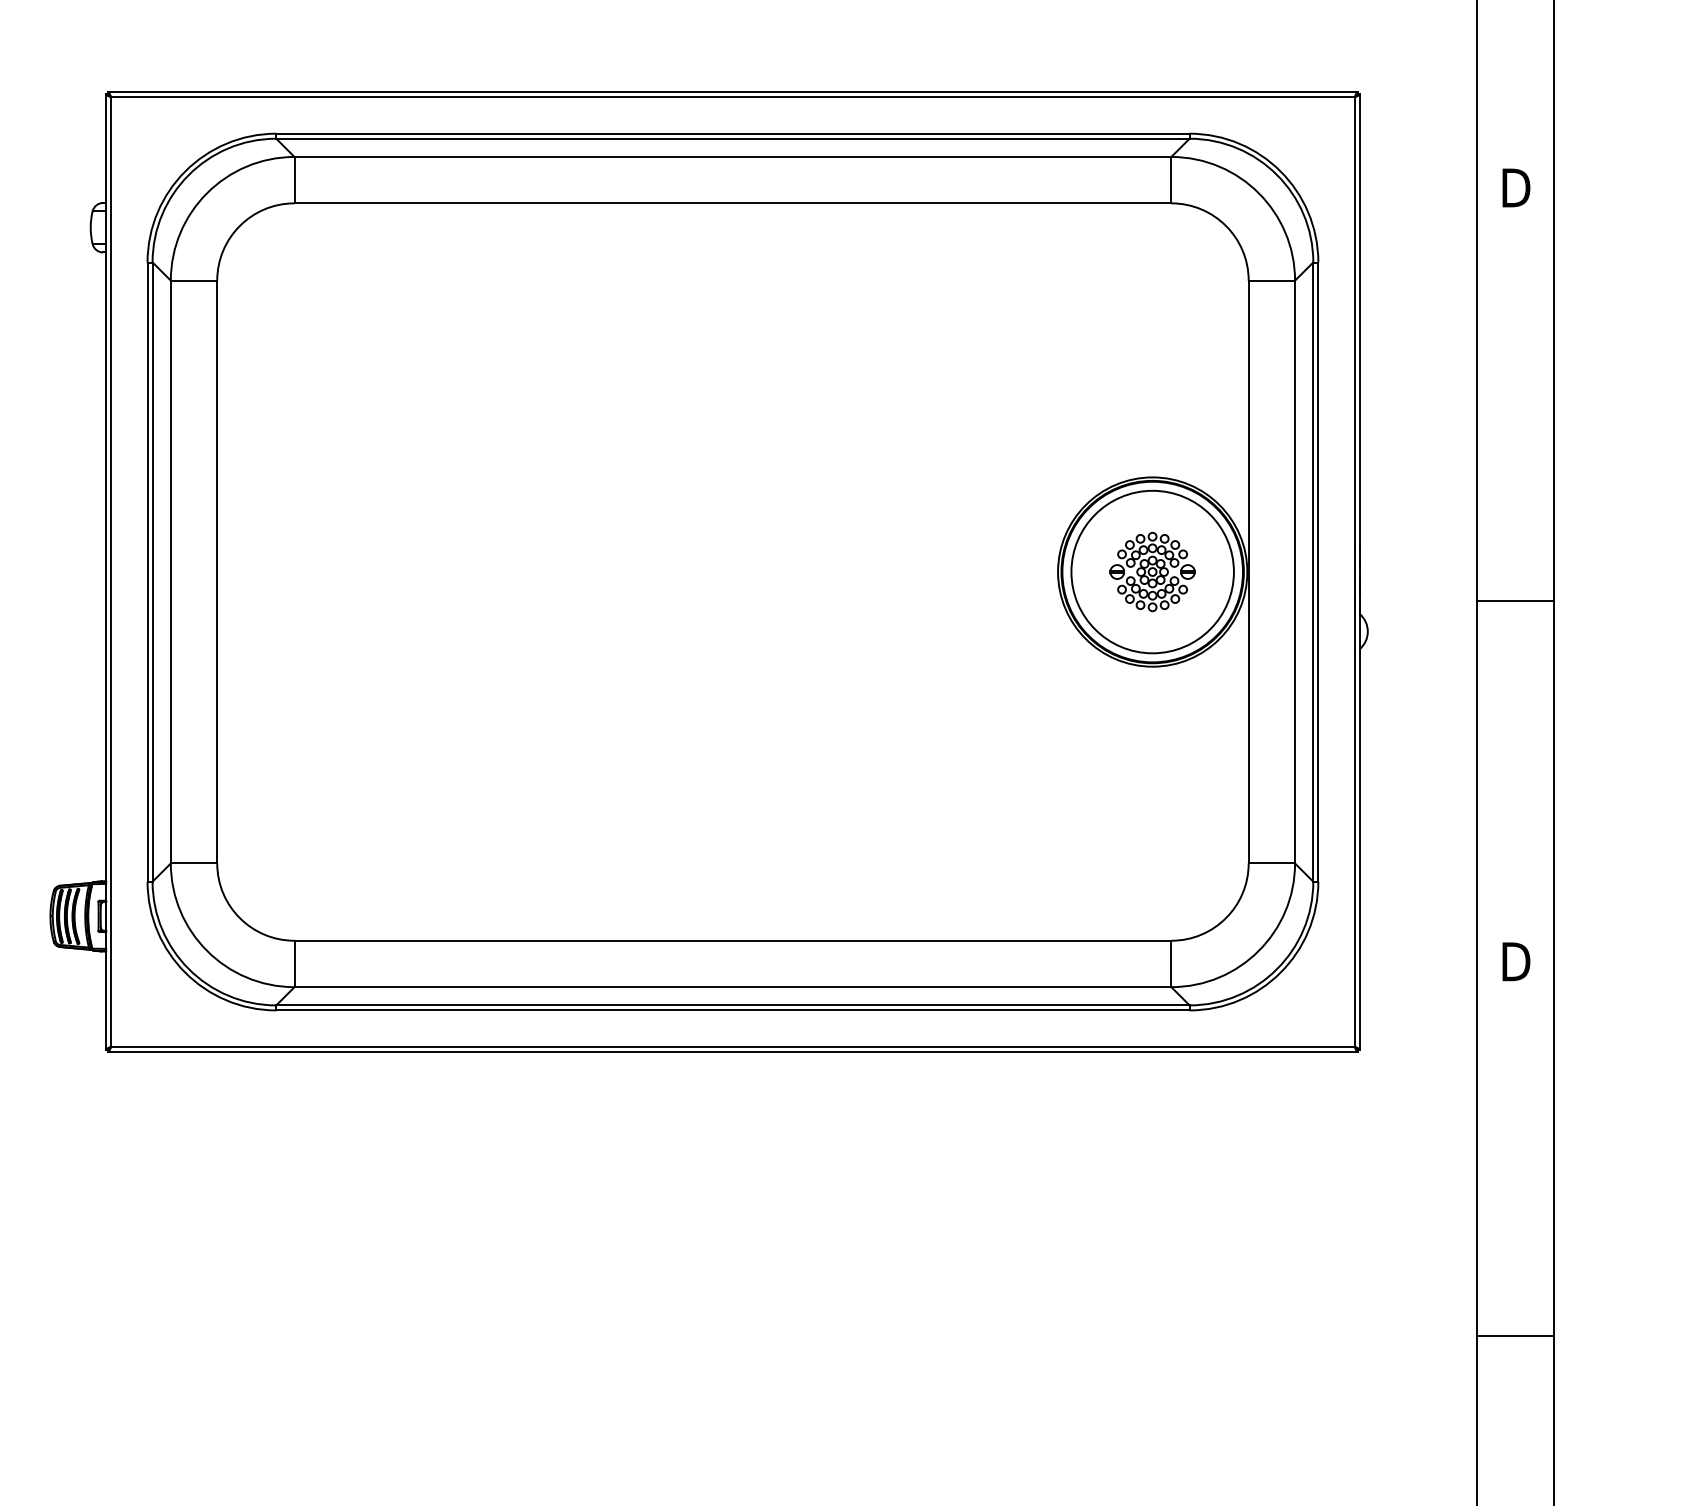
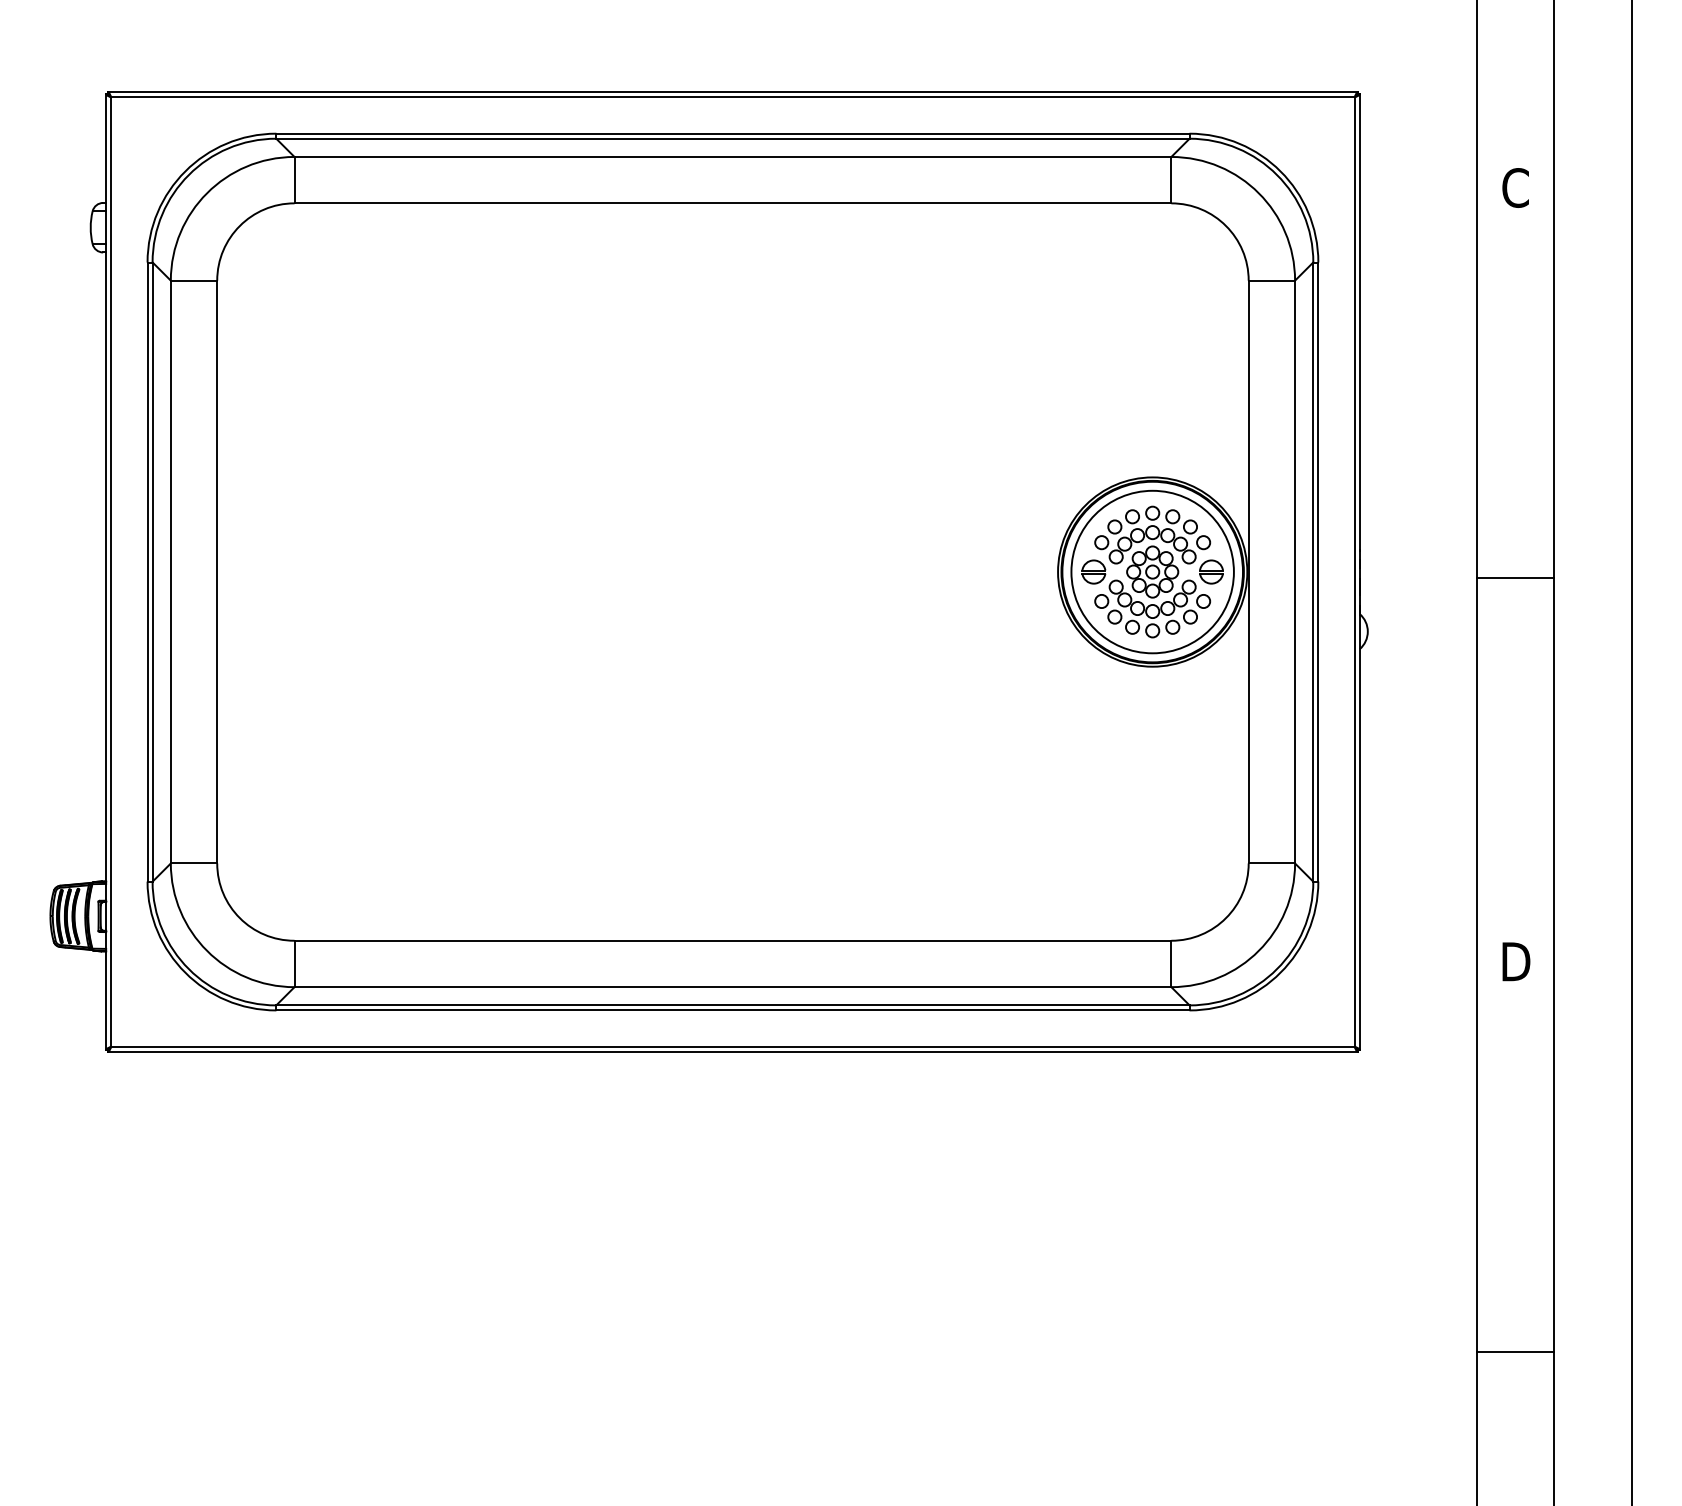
text: D -> C (1516, 187)
part size: 87x82 px -> 143x134 px (1152, 571)
line position: (1515, 601) -> (1515, 578) (1515, 578)
line: none -> present (1631, 752)
line position: (1515, 1336) -> (1515, 1352) (1515, 1352)
